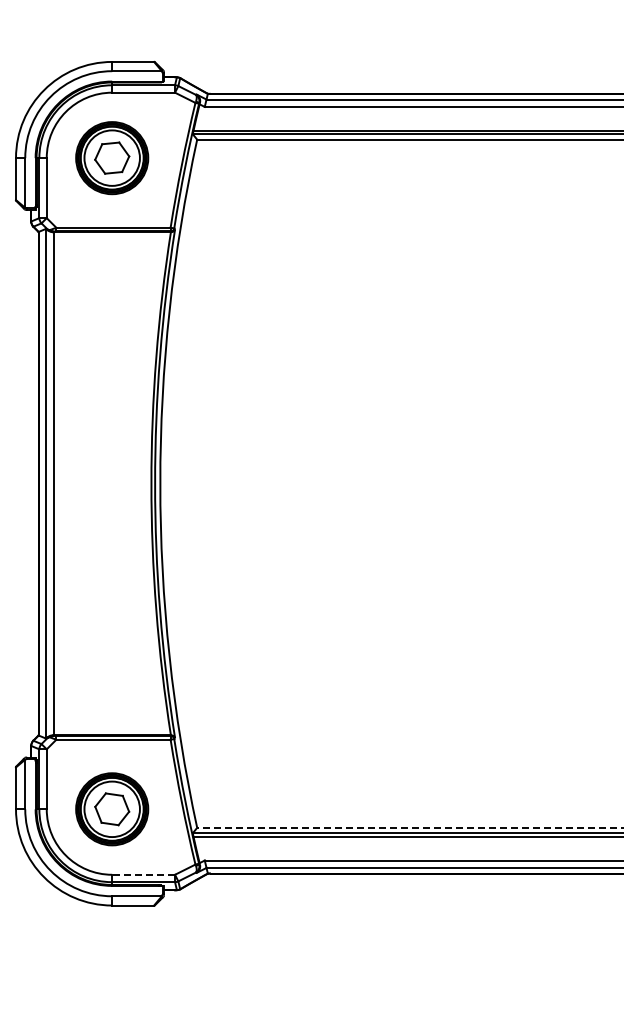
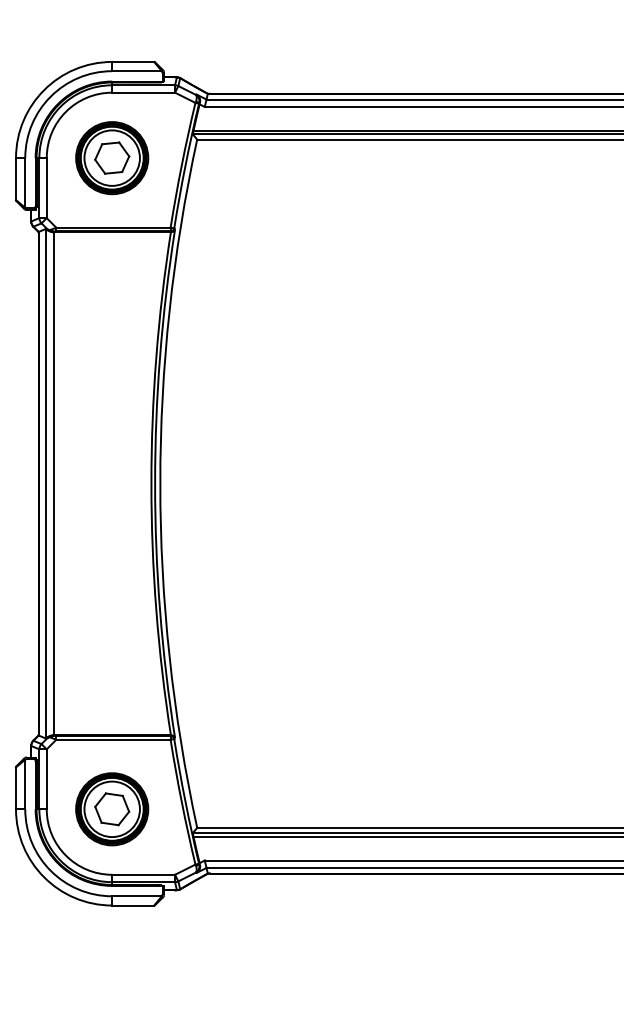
line: dashed -> solid (410, 827)
line: dashed -> solid (143, 874)
